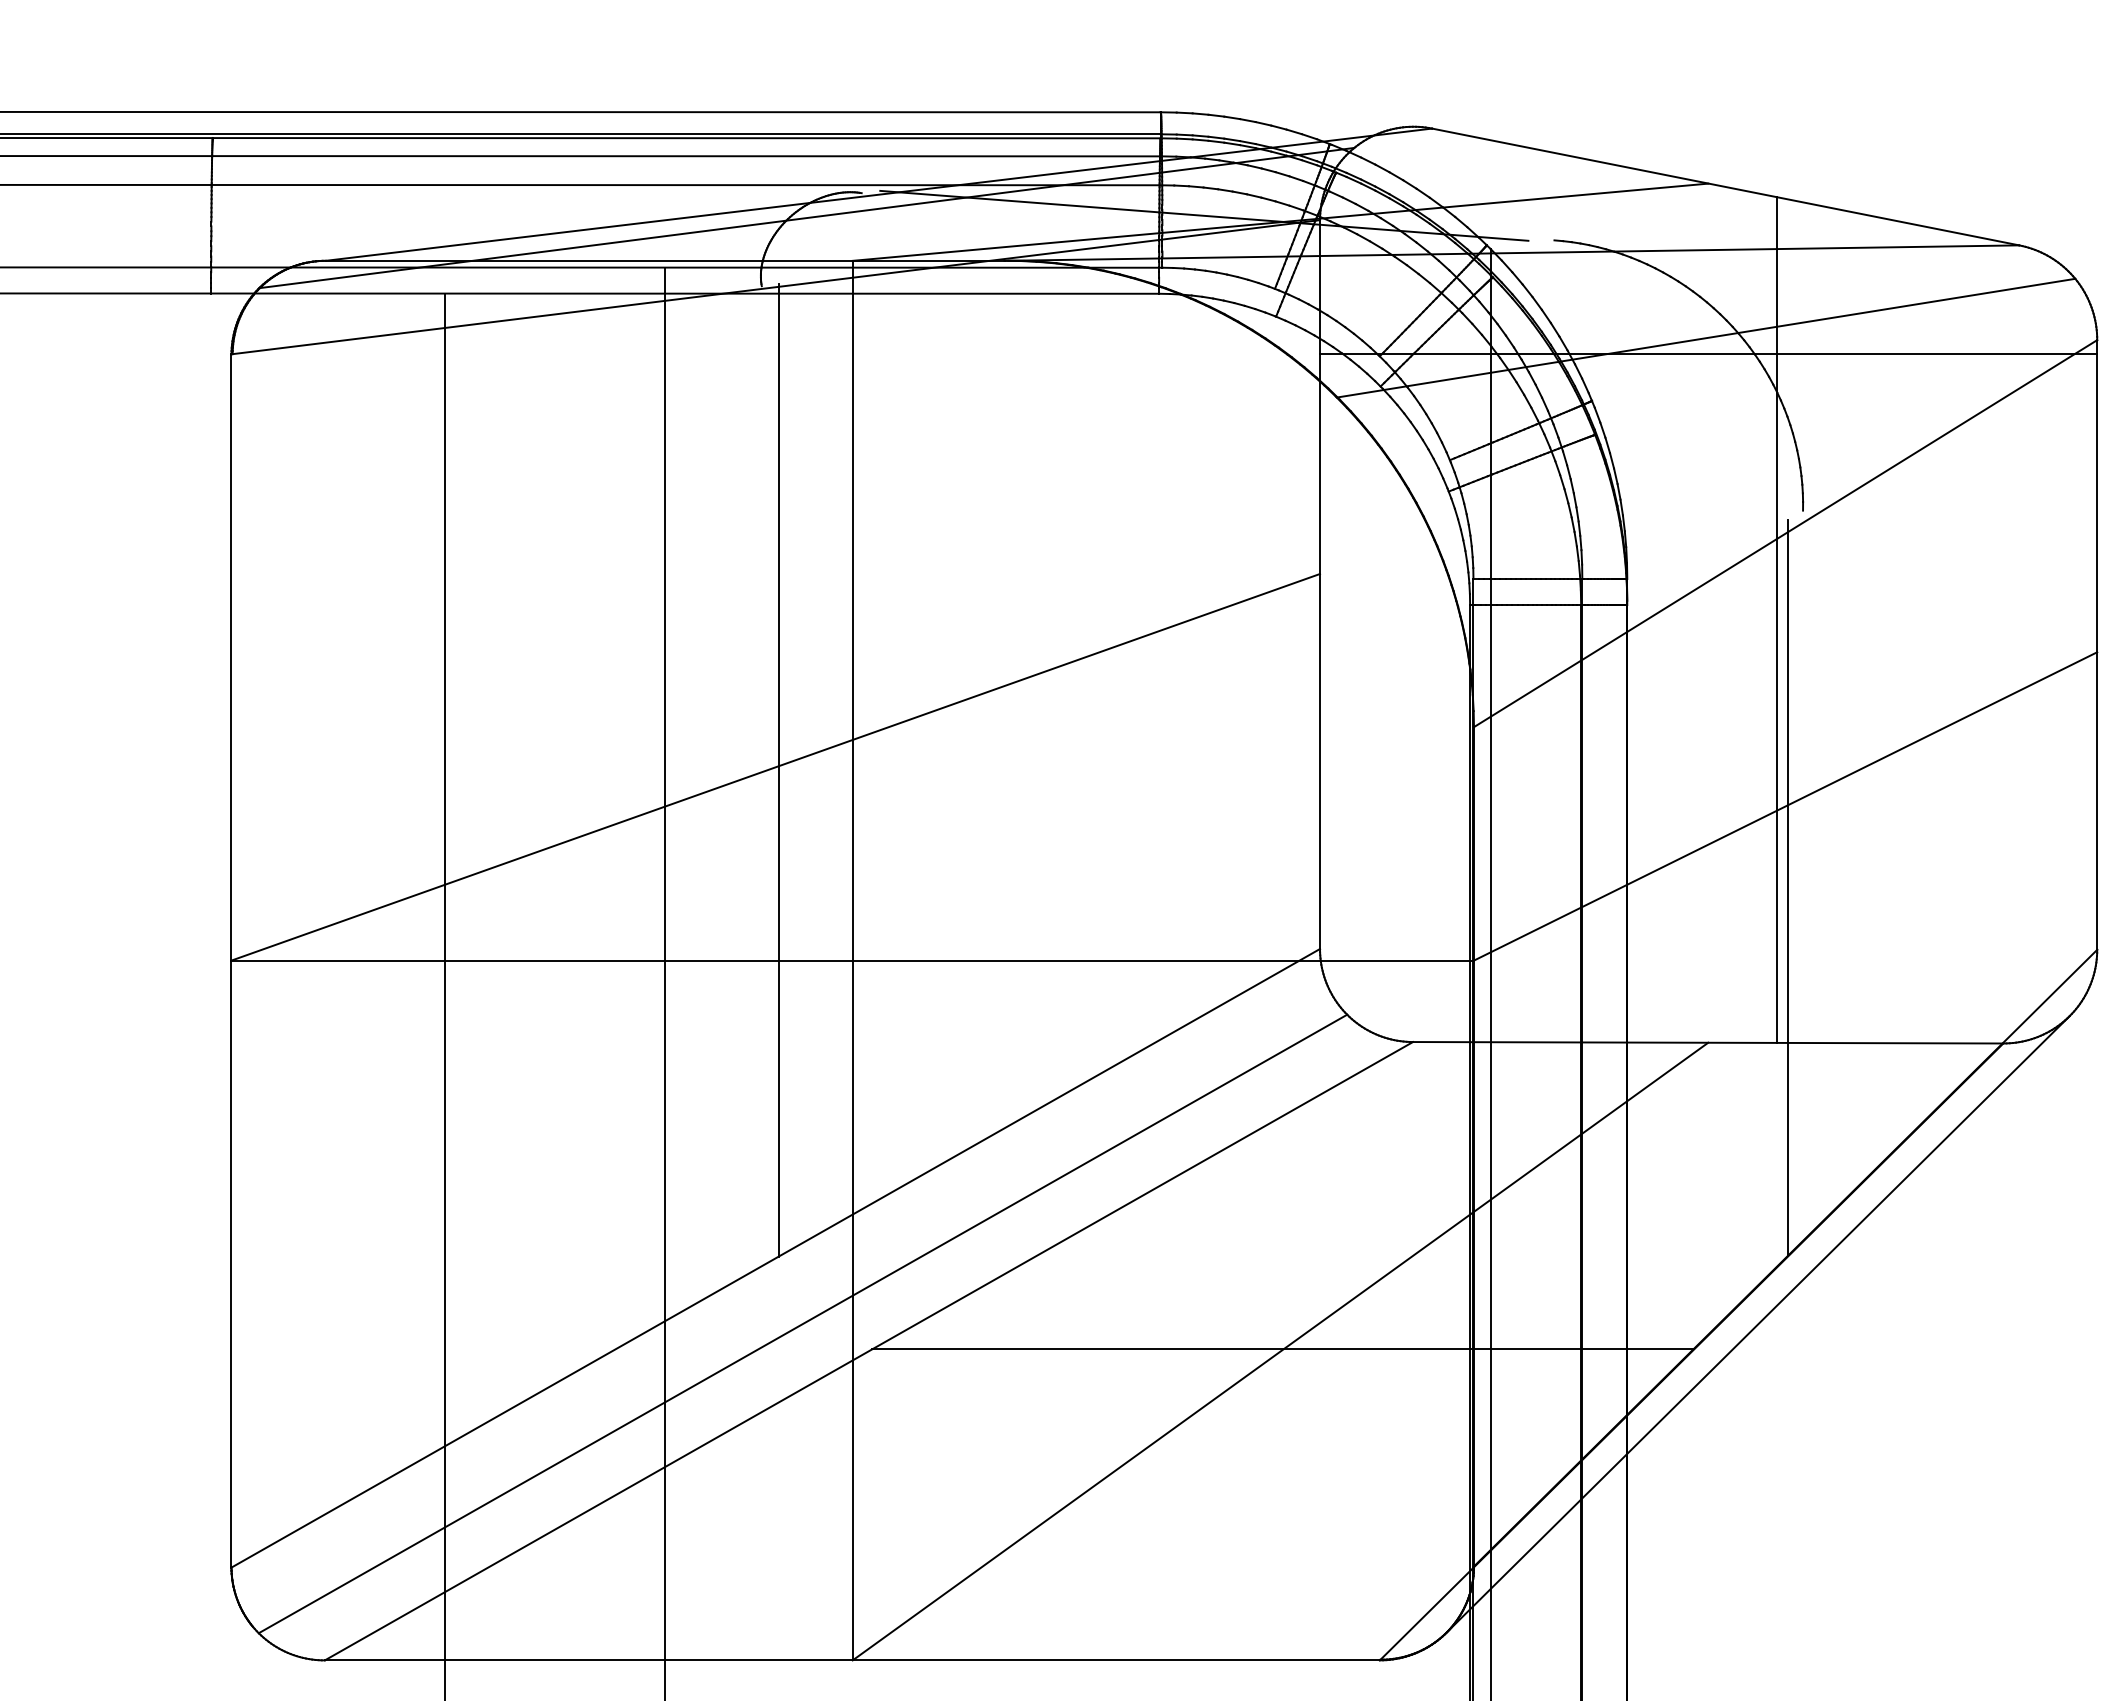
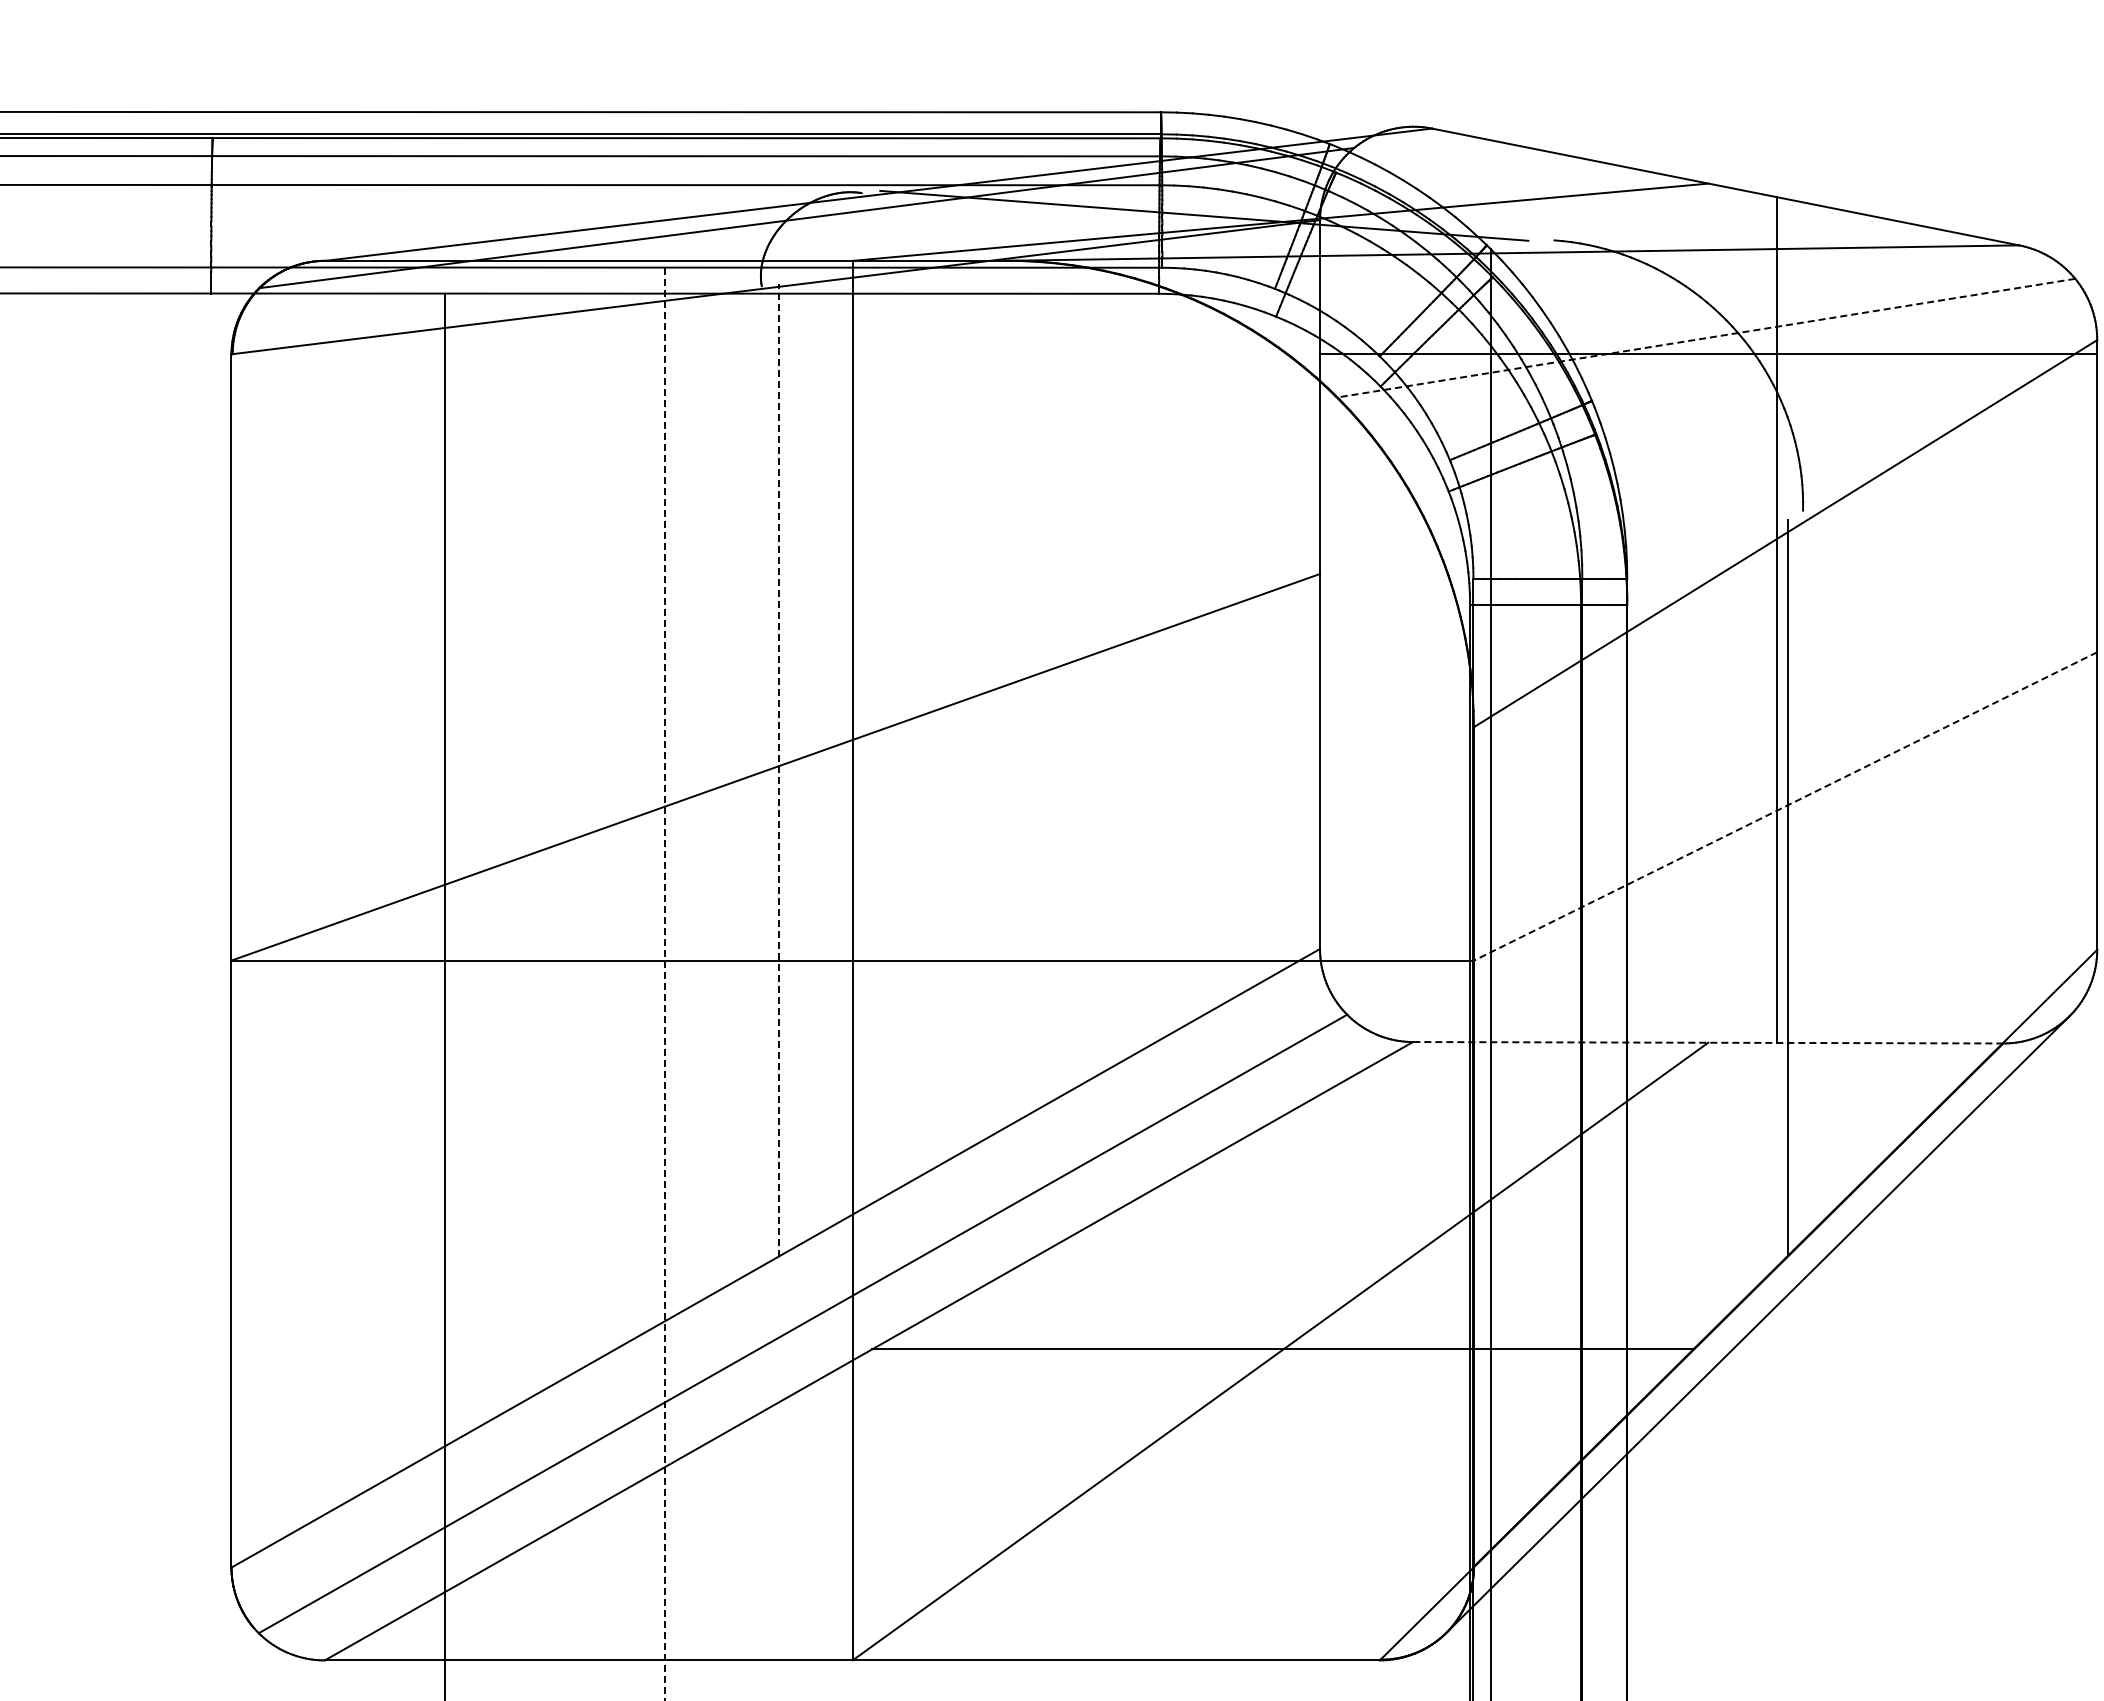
line: solid -> dashed (1706, 338)
line: solid -> dashed (778, 769)
line: solid -> dashed (1785, 806)
line: solid -> dashed (665, 984)
line: solid -> dashed (1707, 1042)
